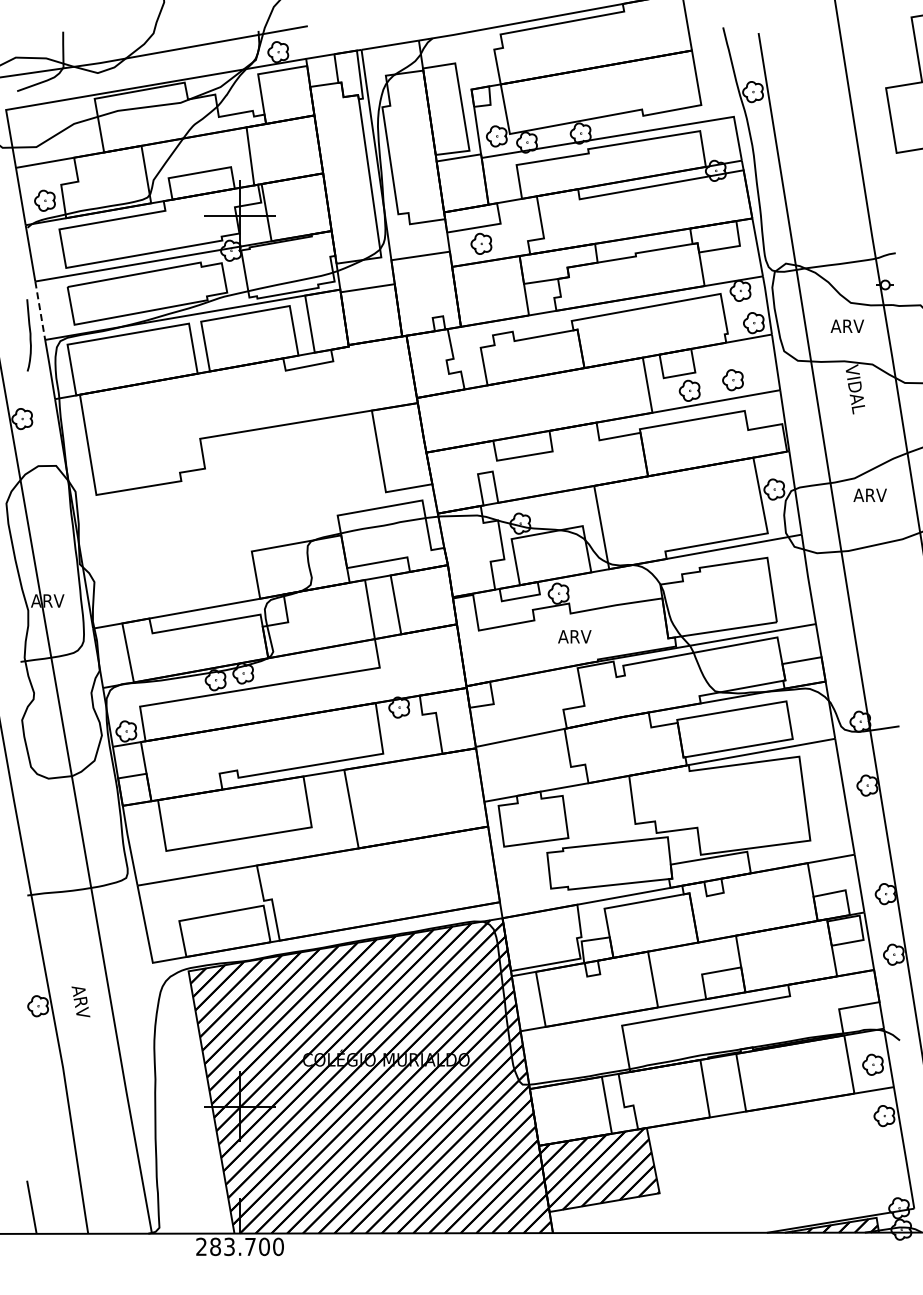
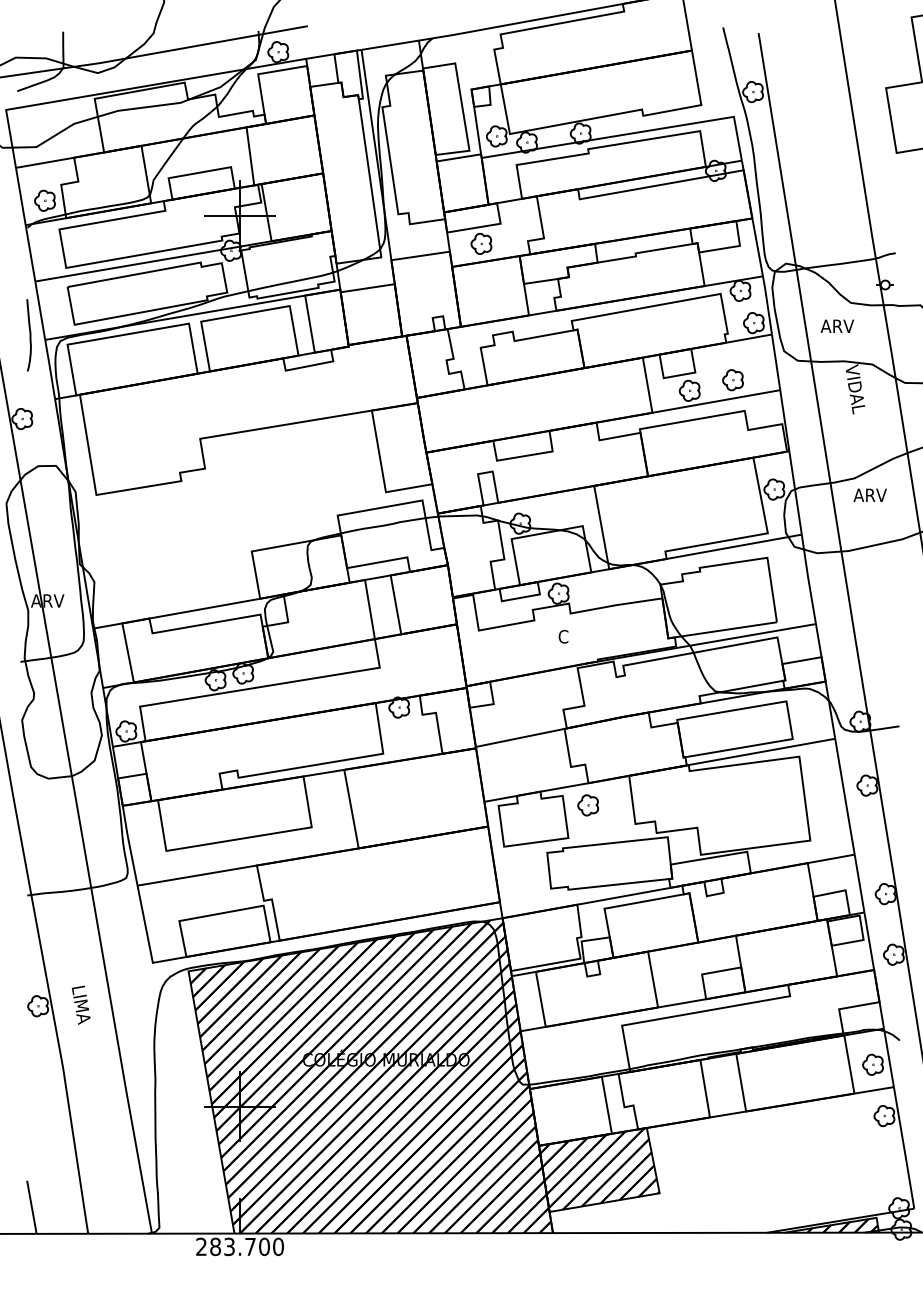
line: dashed -> solid (40, 310)
text position: (846, 325) -> (836, 325) (836, 325)
text: ARV -> C (574, 636)
part: none -> present (588, 805)
text: ARV -> LIMA (80, 1004)
